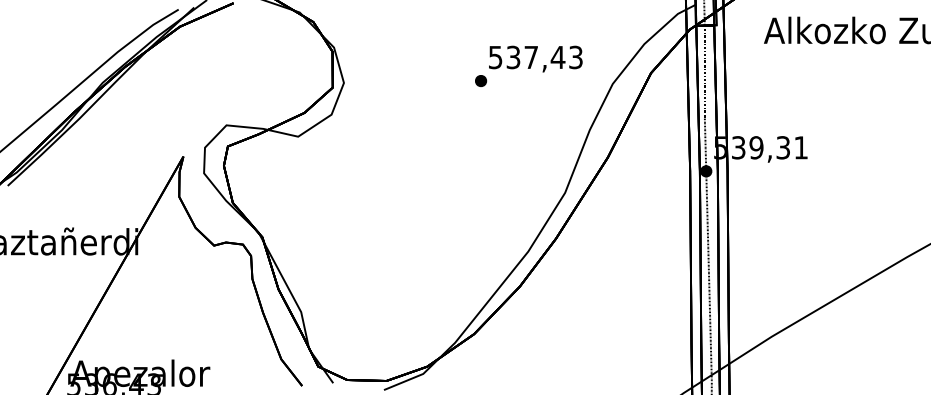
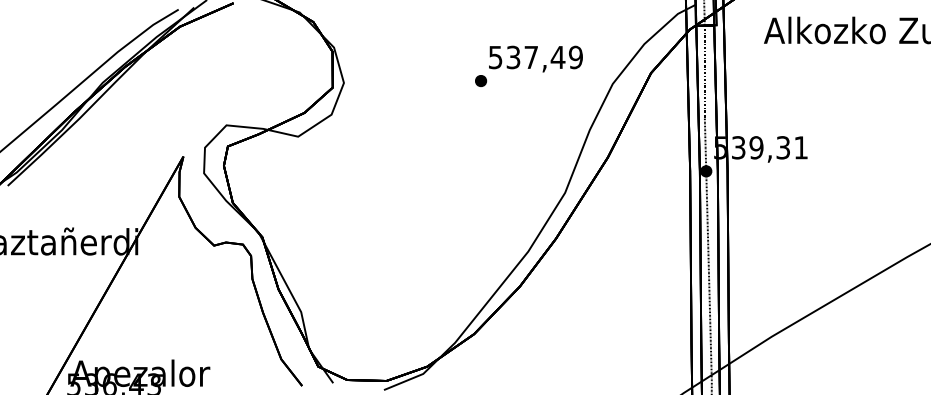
text: 537,43 -> 537,49 (575, 57)
